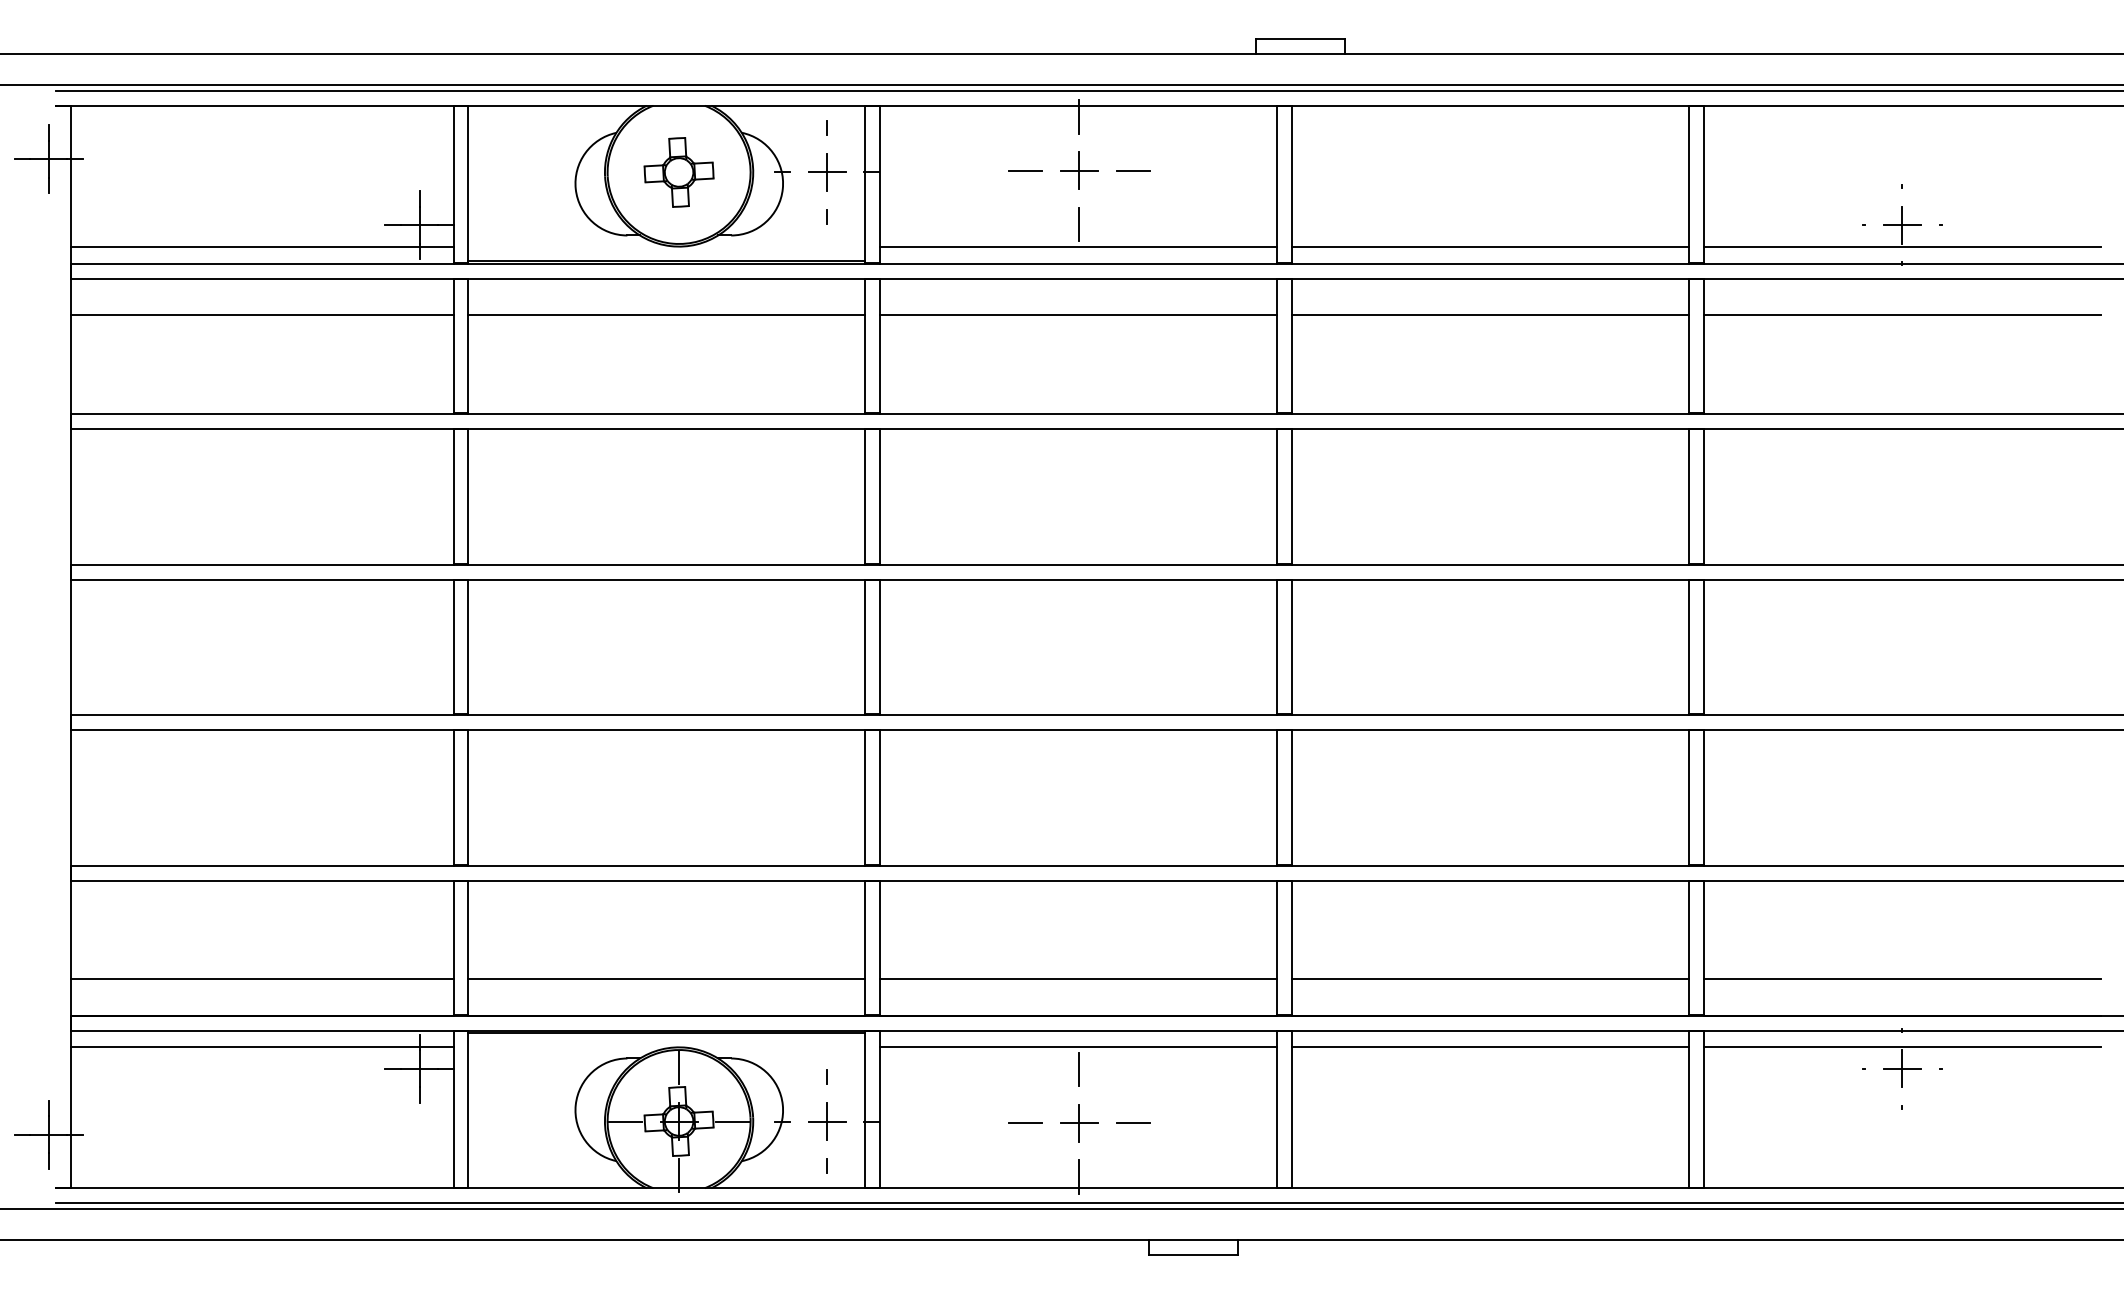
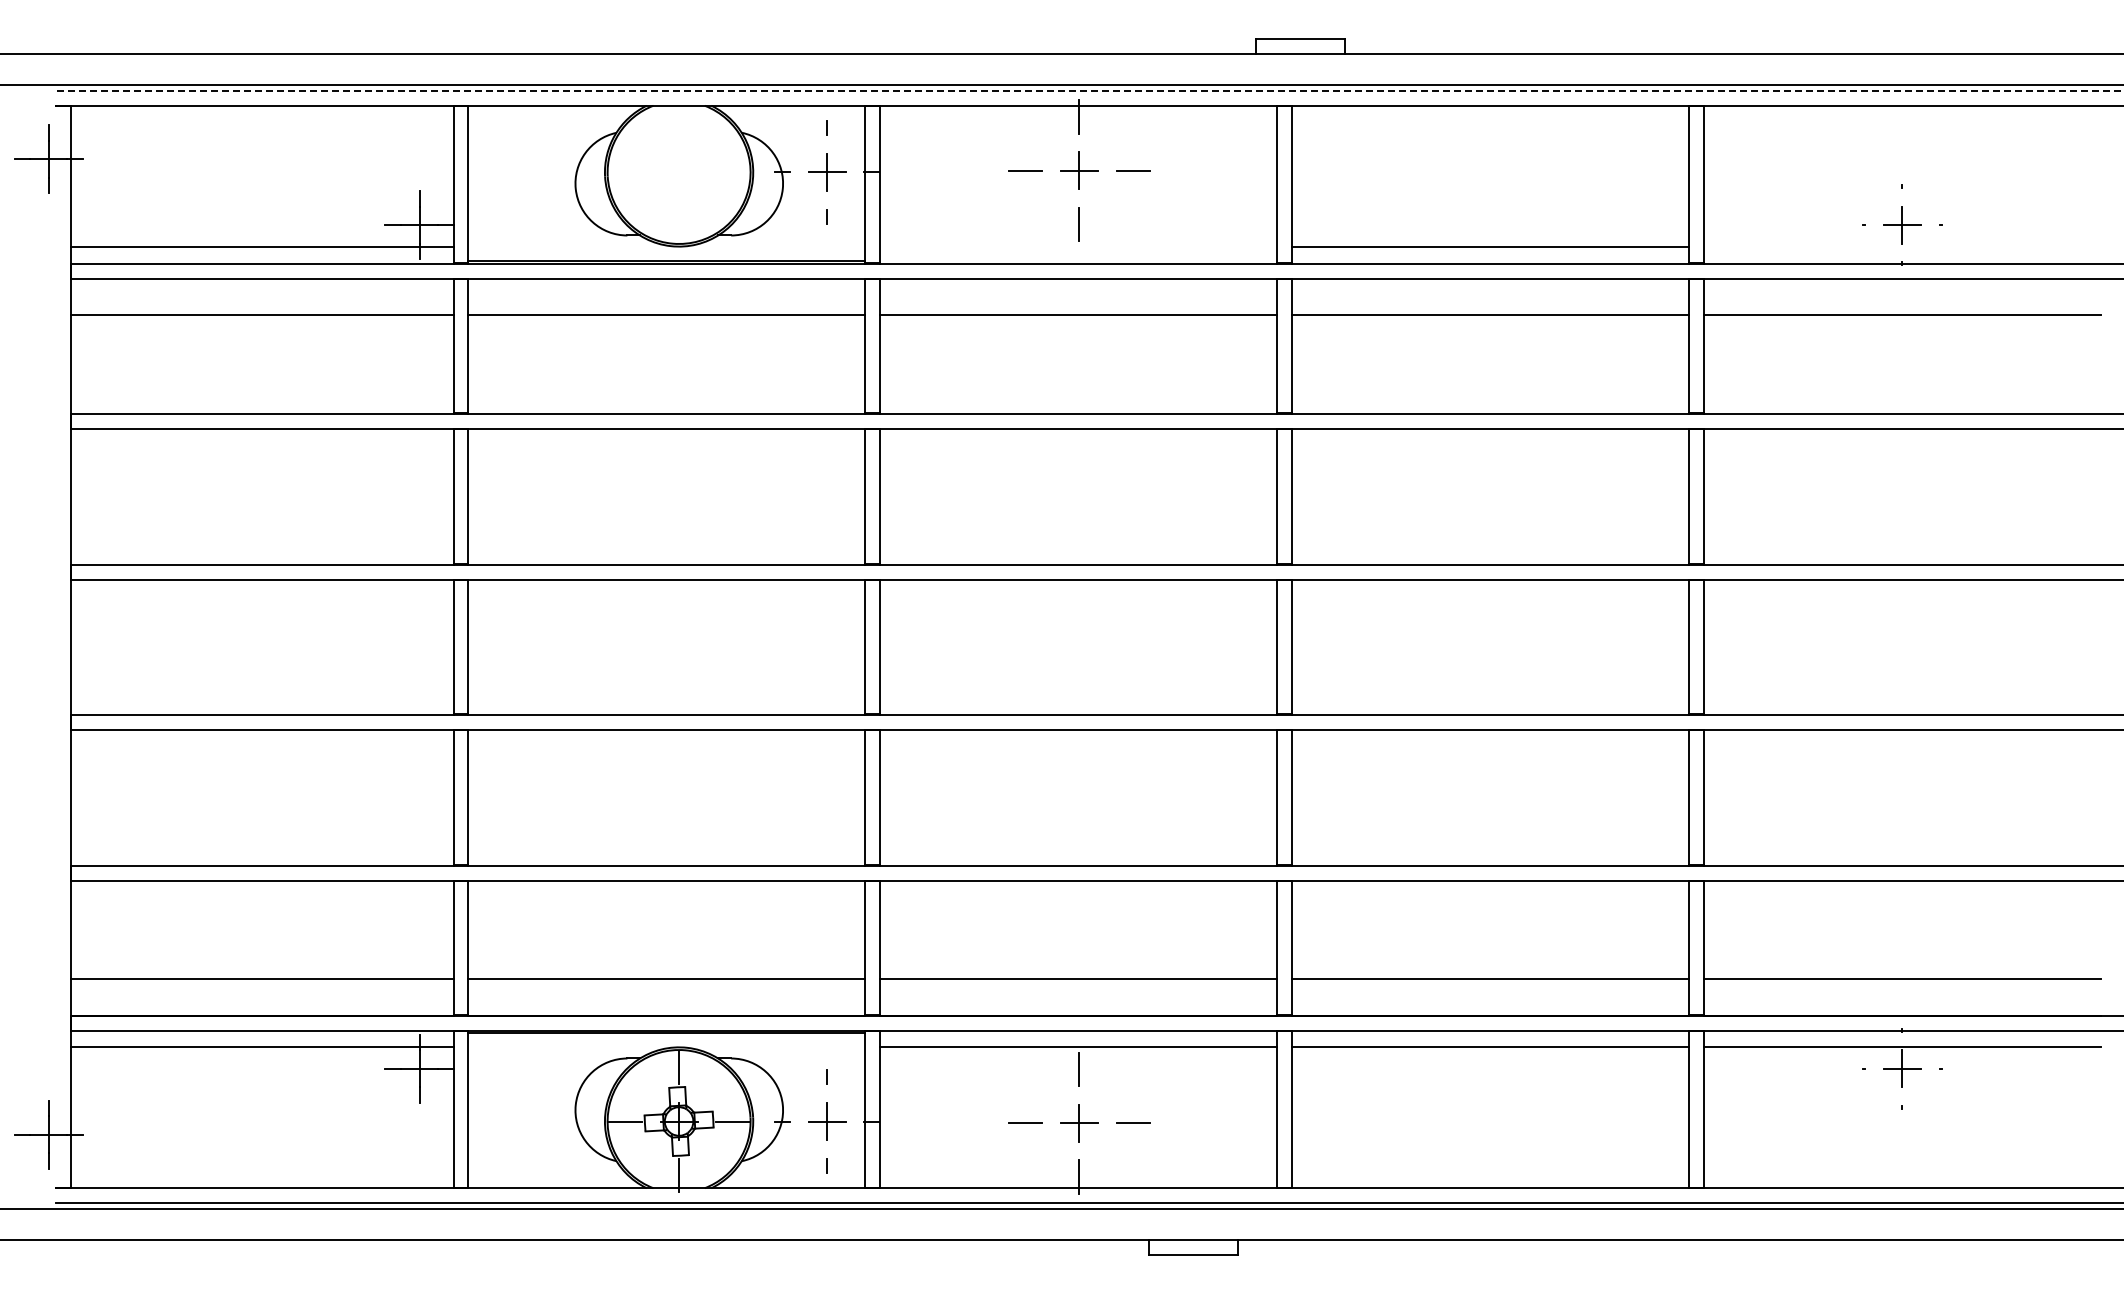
line: solid -> dashed (1090, 90)
part: present -> none (678, 172)
line: present -> none (1078, 246)
line: present -> none (1901, 246)
